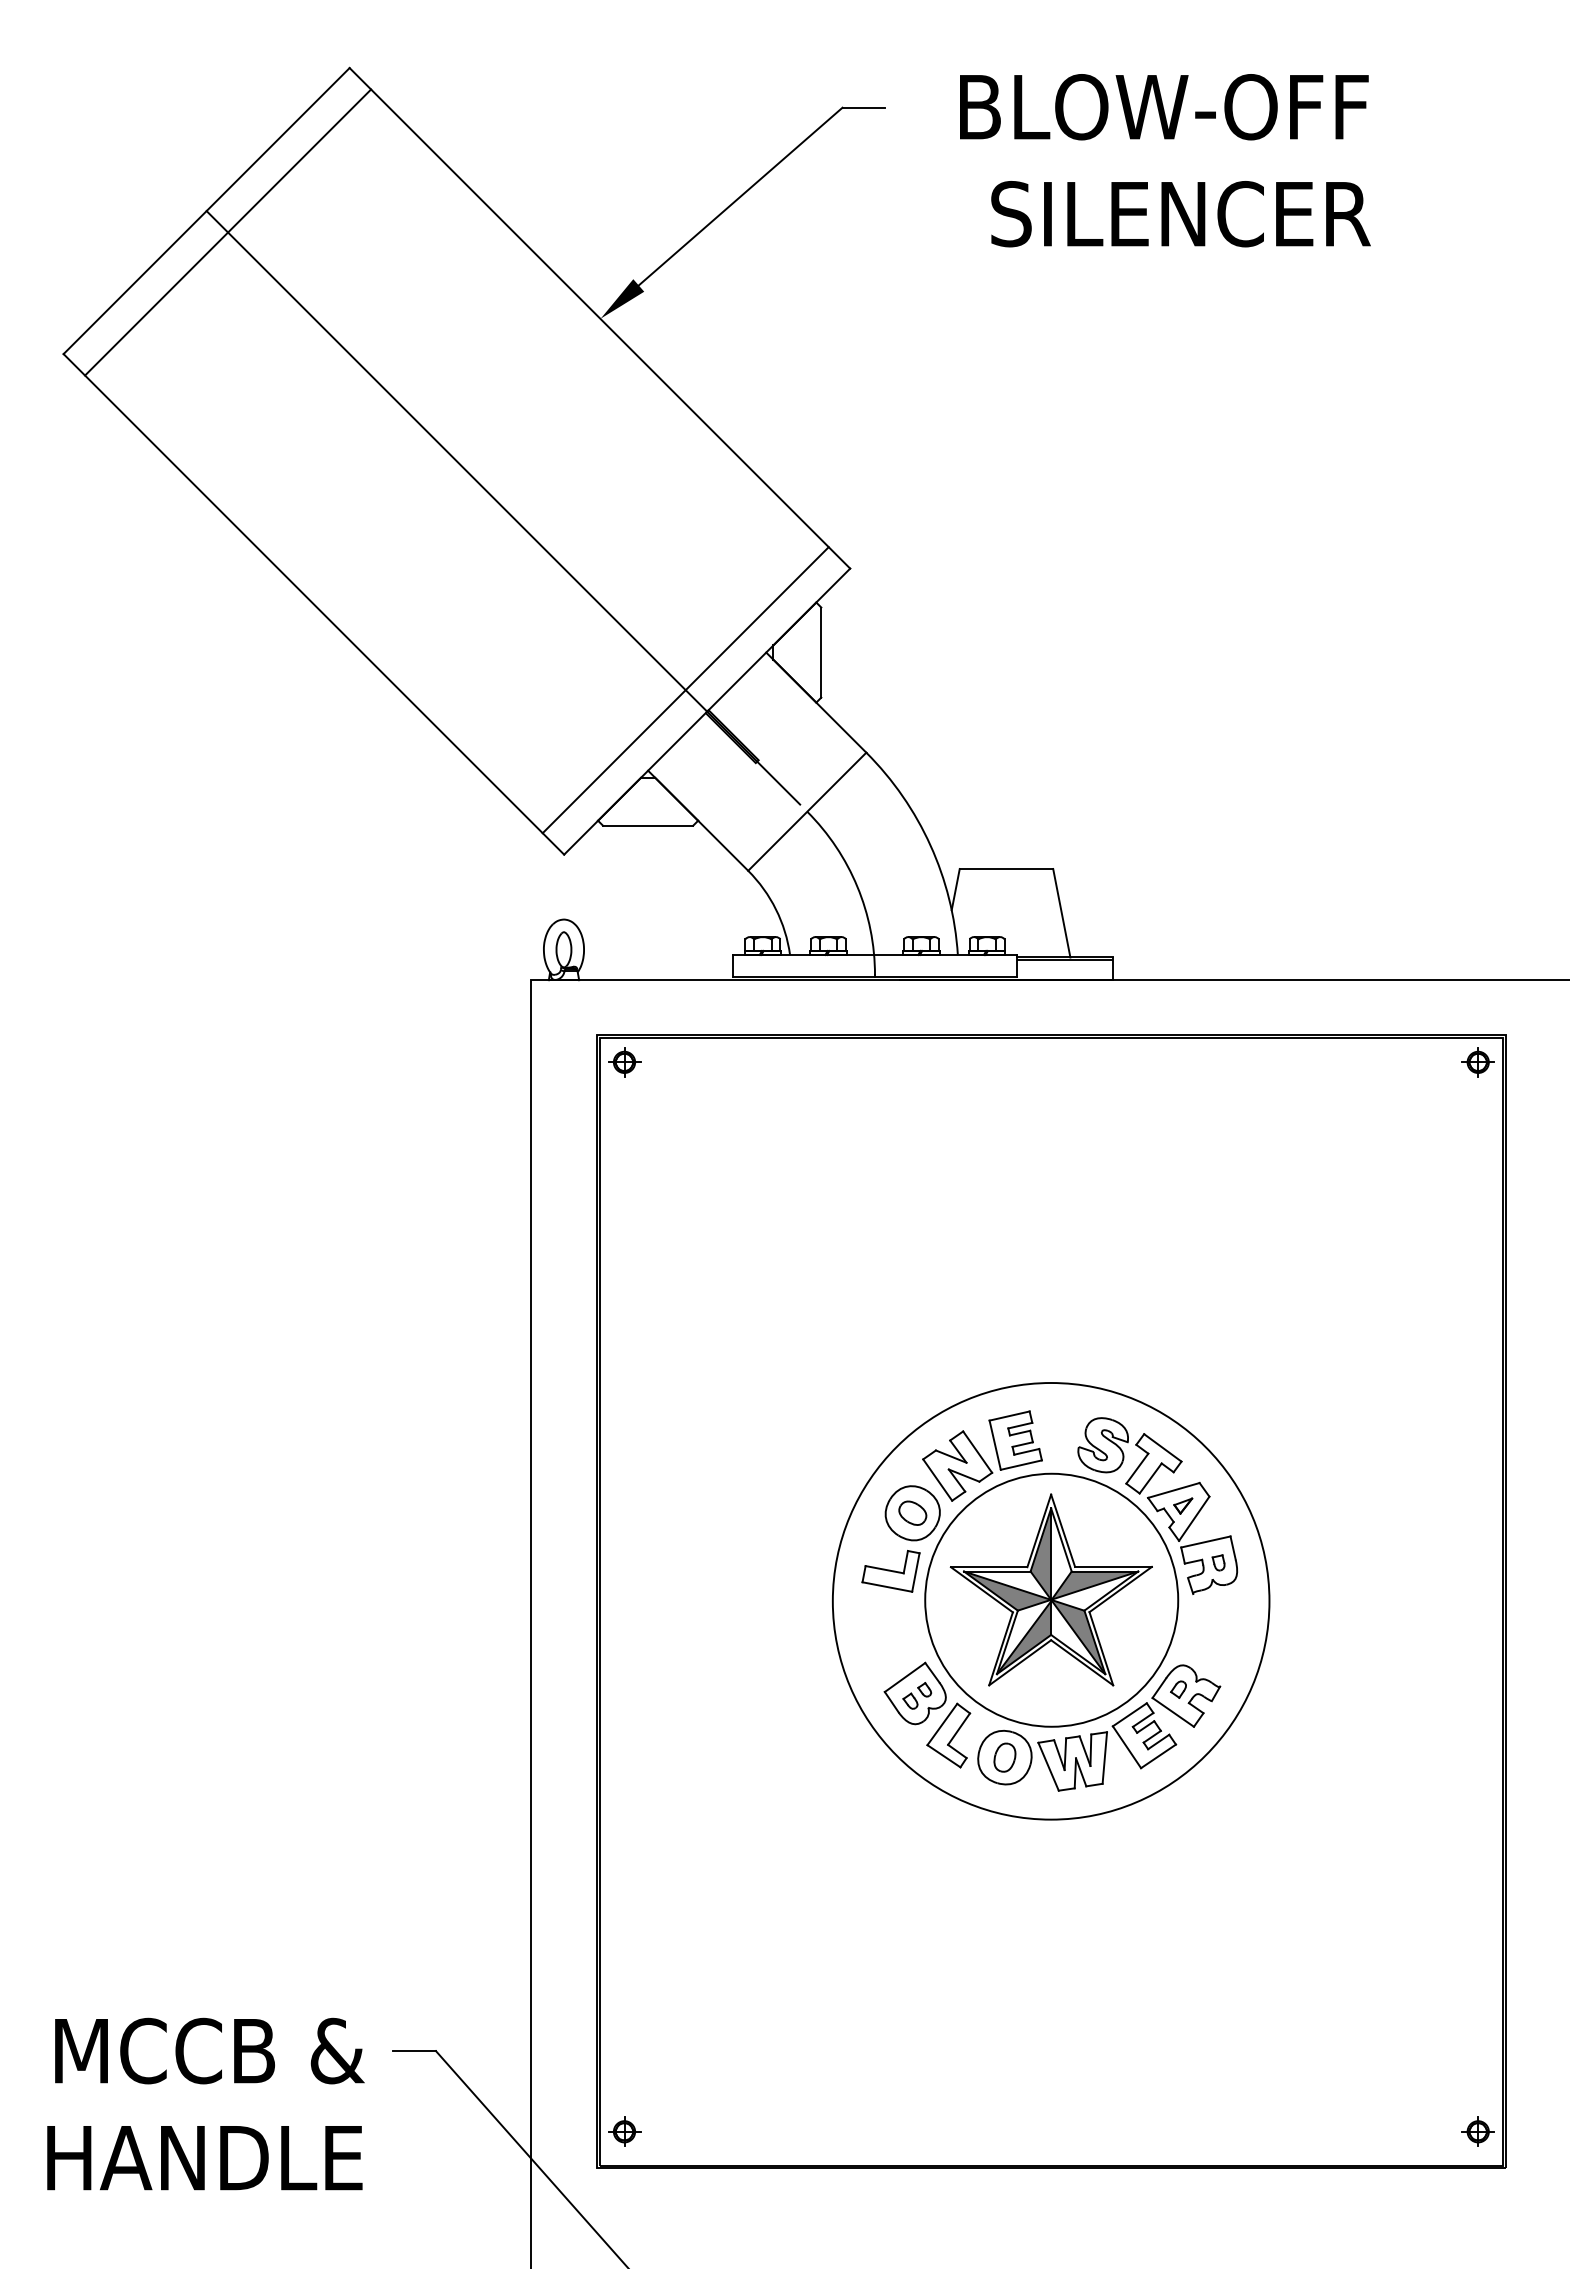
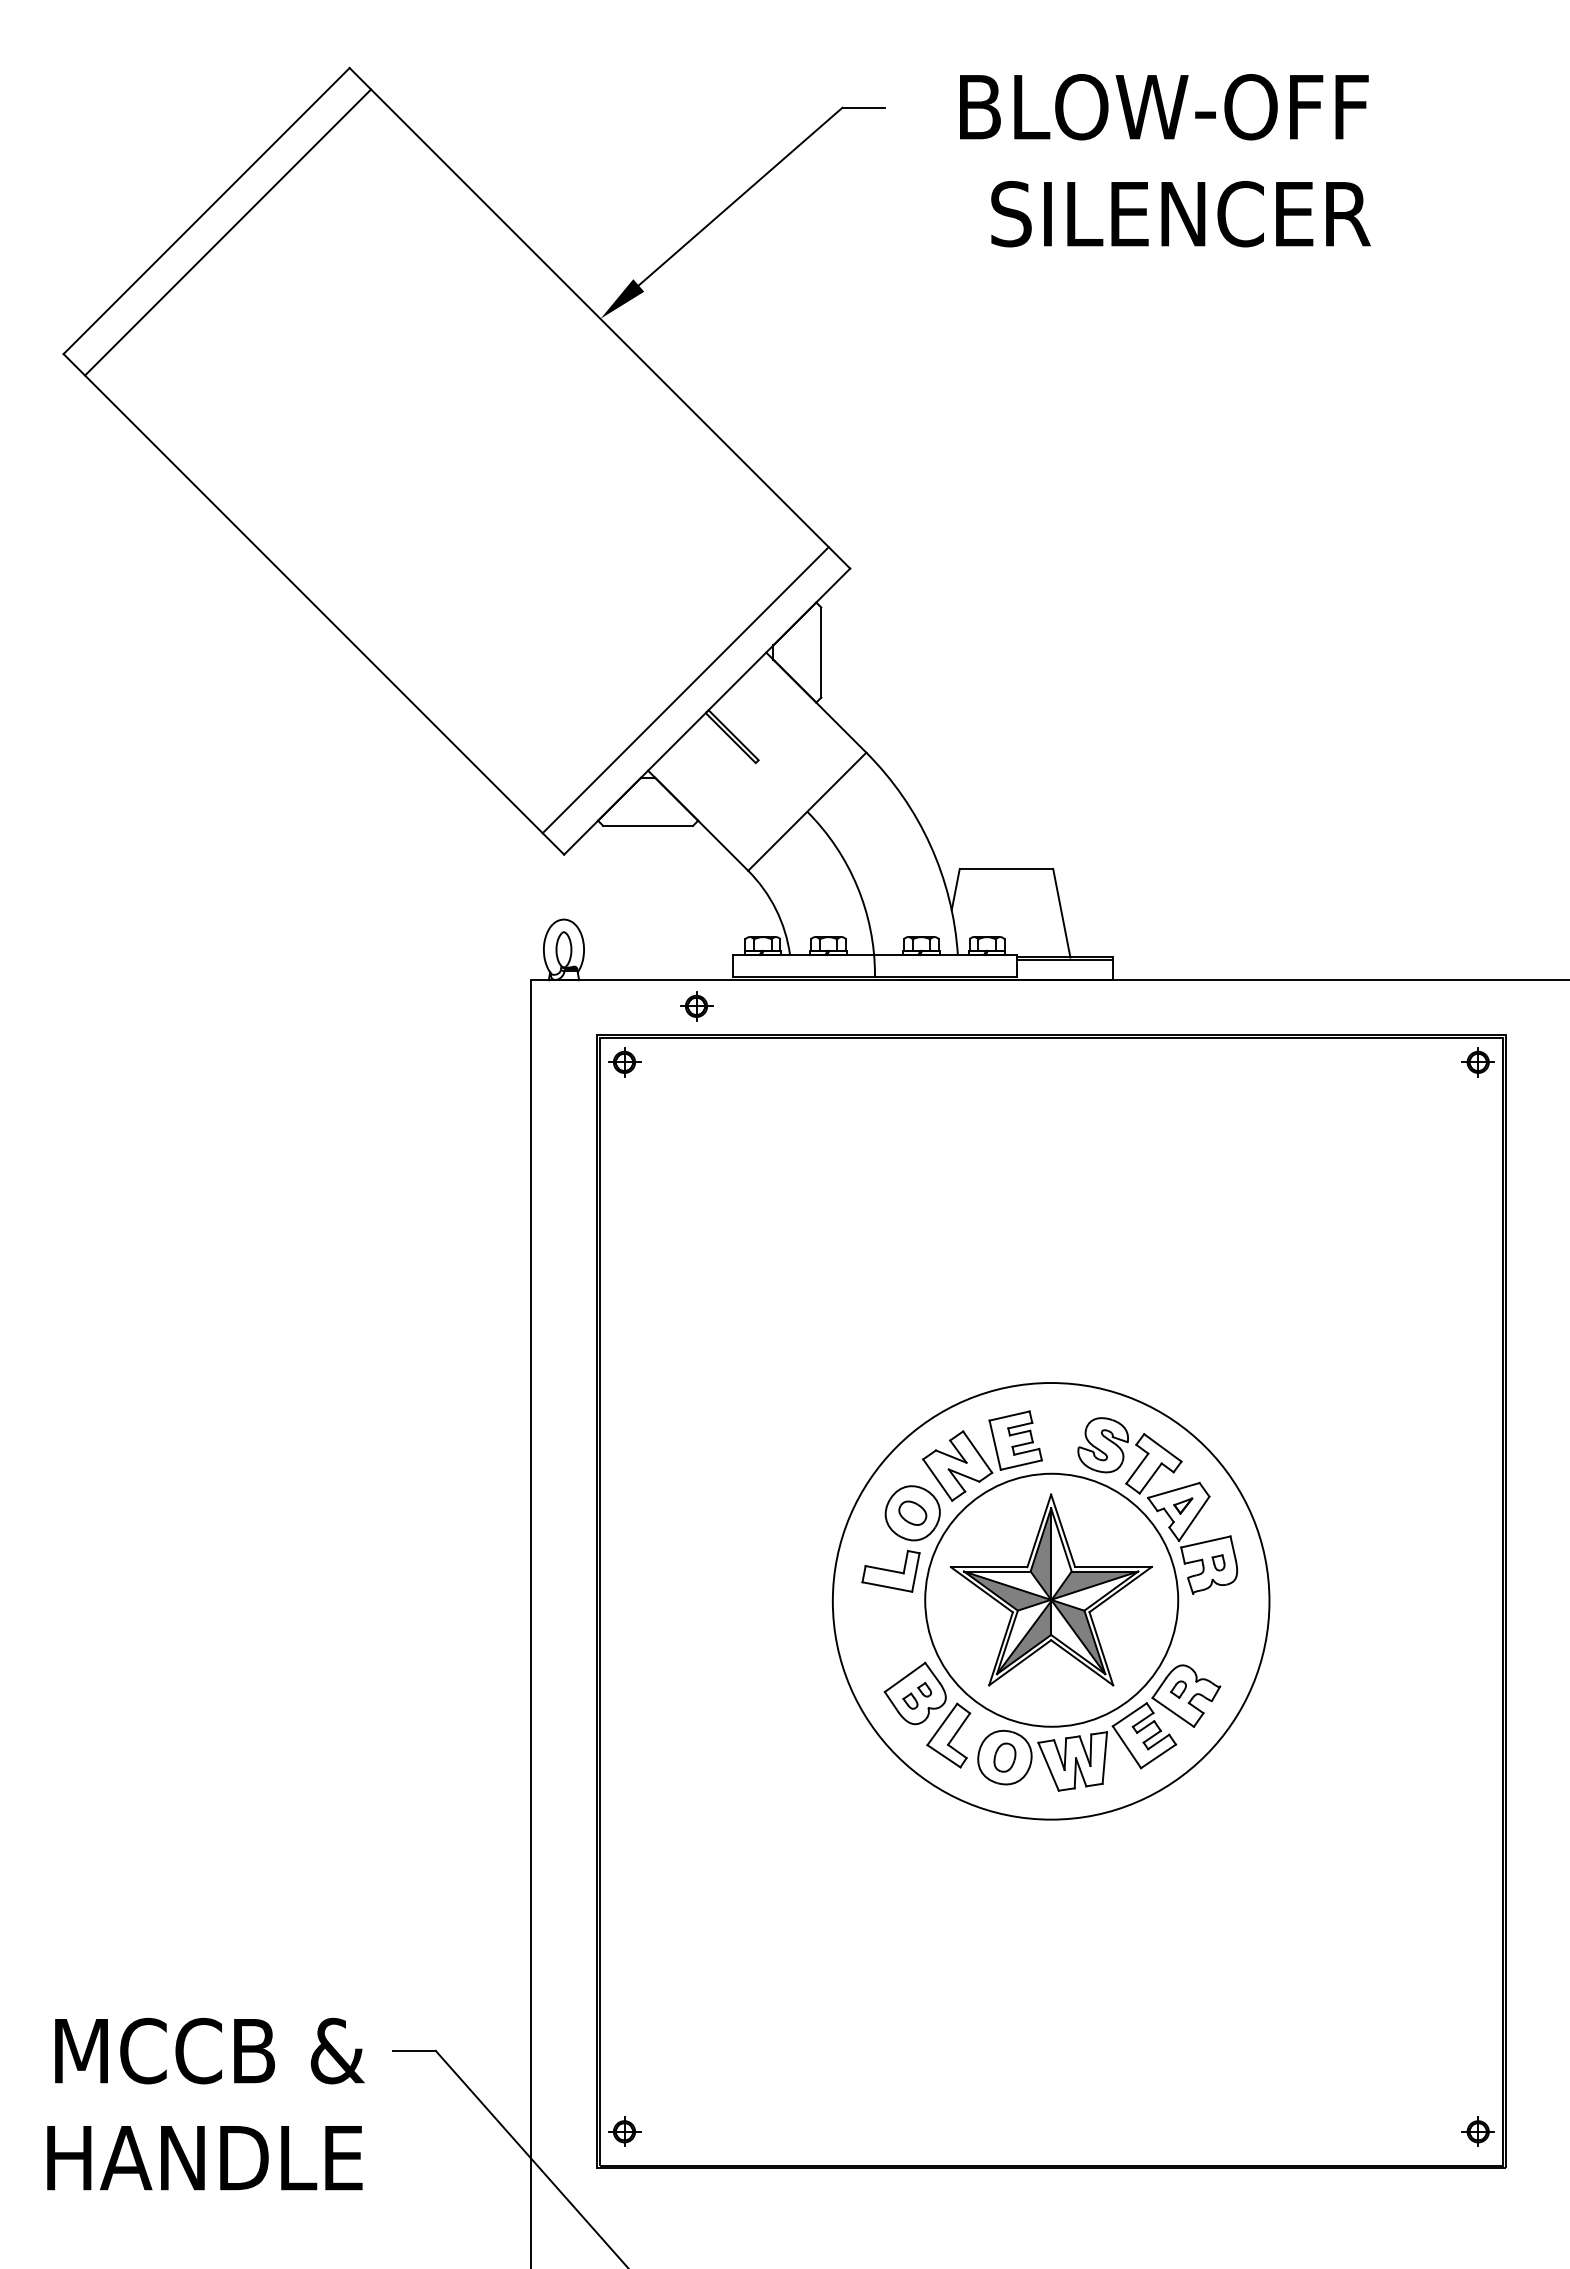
line: present -> none (503, 507)
part: none -> present (696, 1006)
